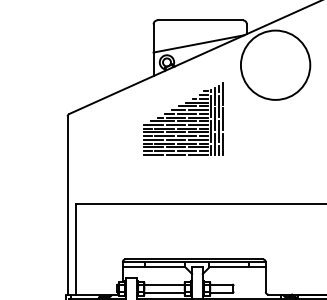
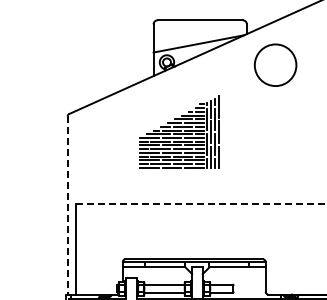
circle diameter: 69 px -> 42 px (275, 65)
part position: (183, 118) -> (179, 131) (179, 131)
line: solid -> dashed (201, 203)
line: solid -> dashed (67, 206)
